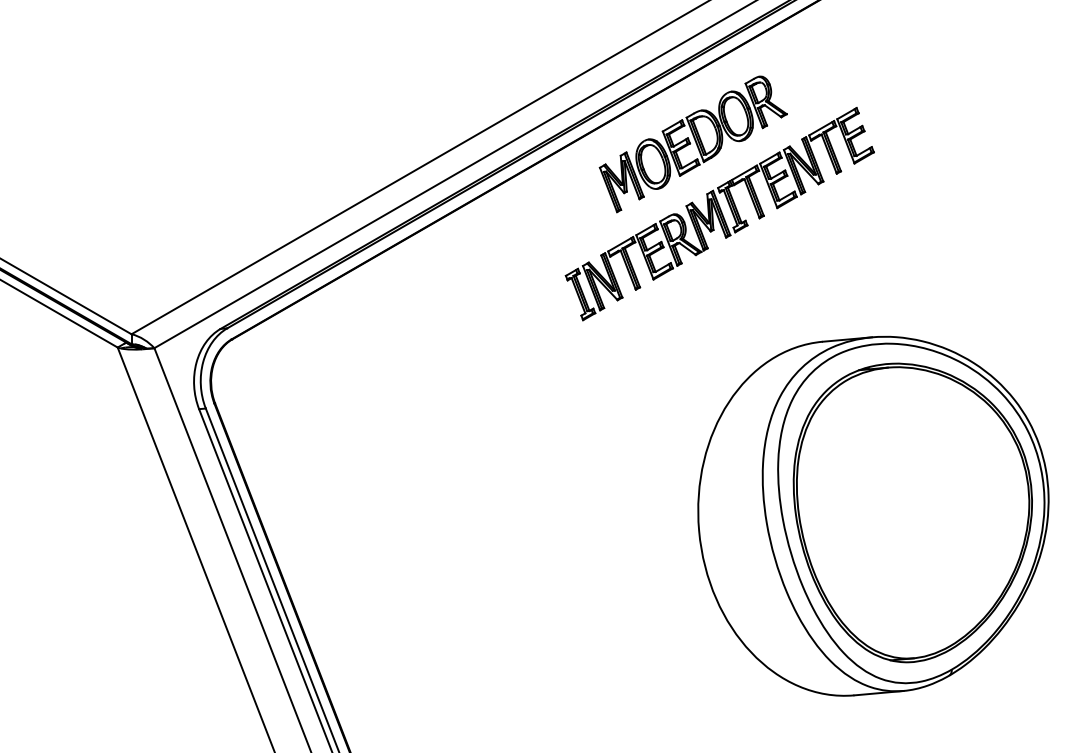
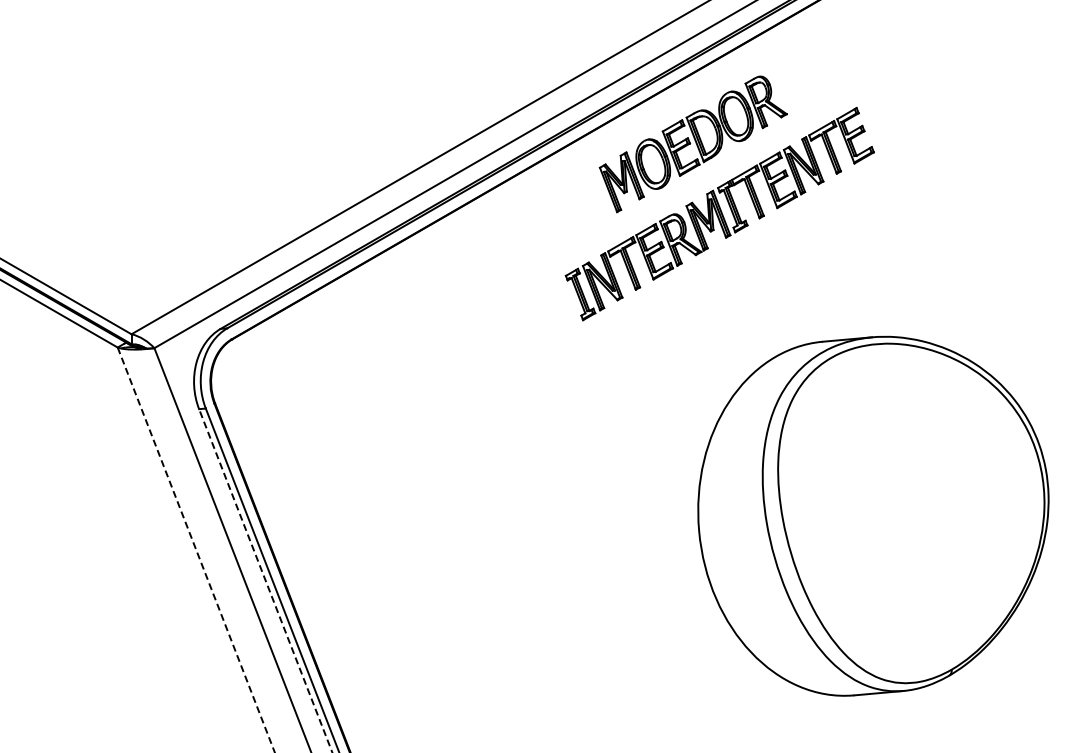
part: present -> none (912, 512)
line: solid -> dashed (196, 550)
line: solid -> dashed (265, 580)
